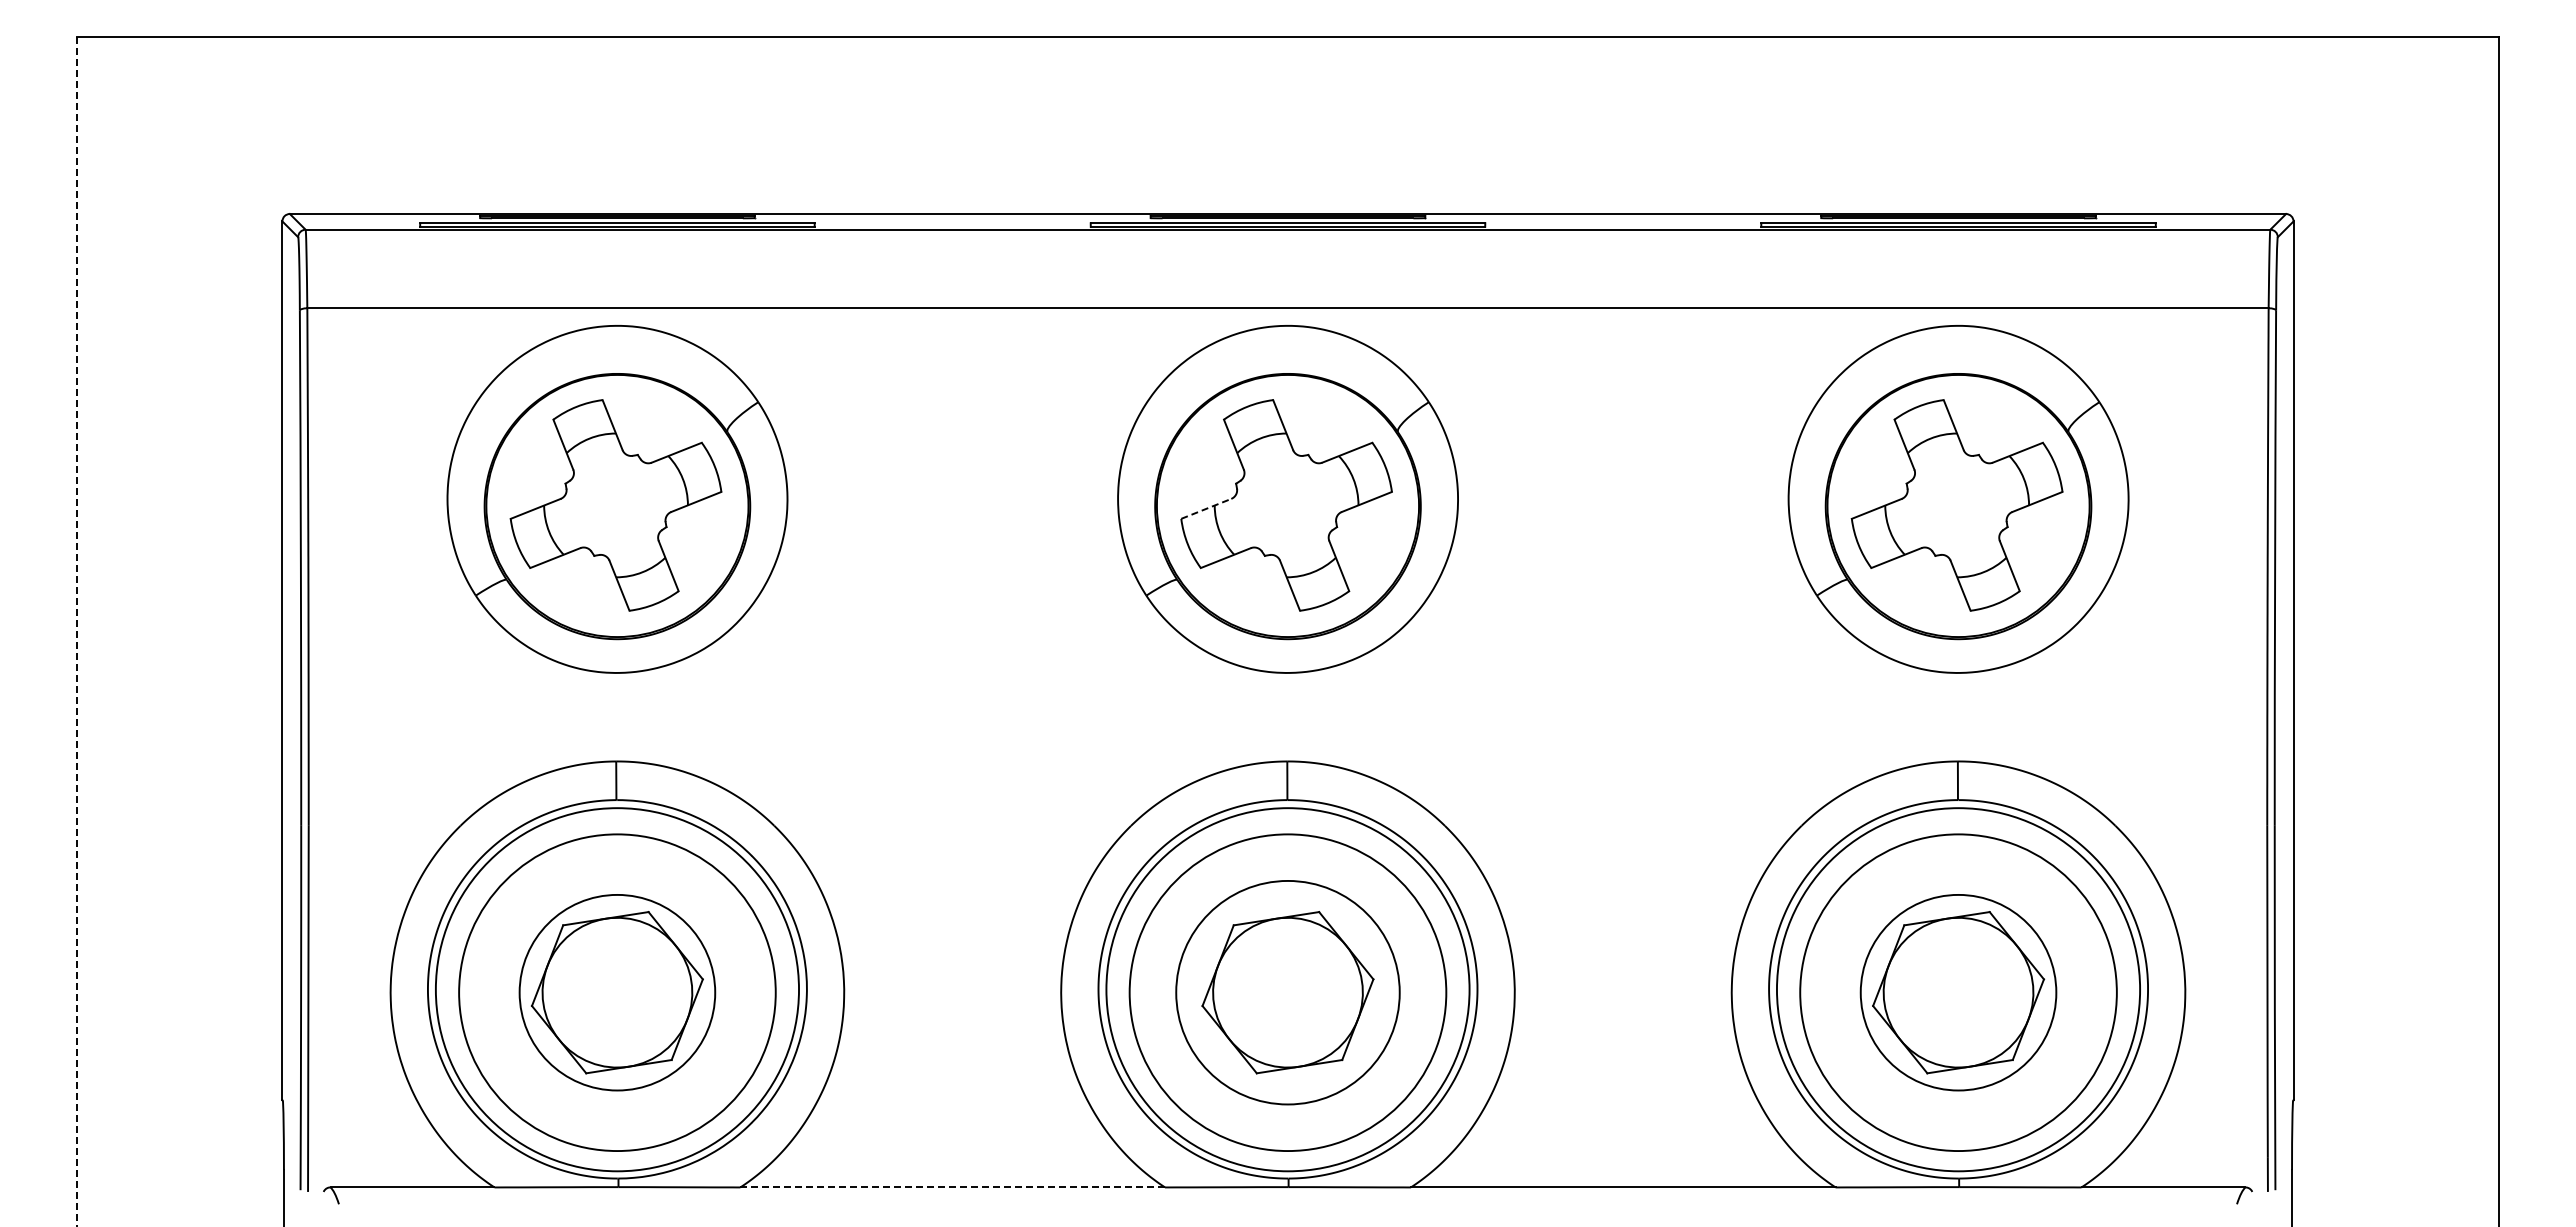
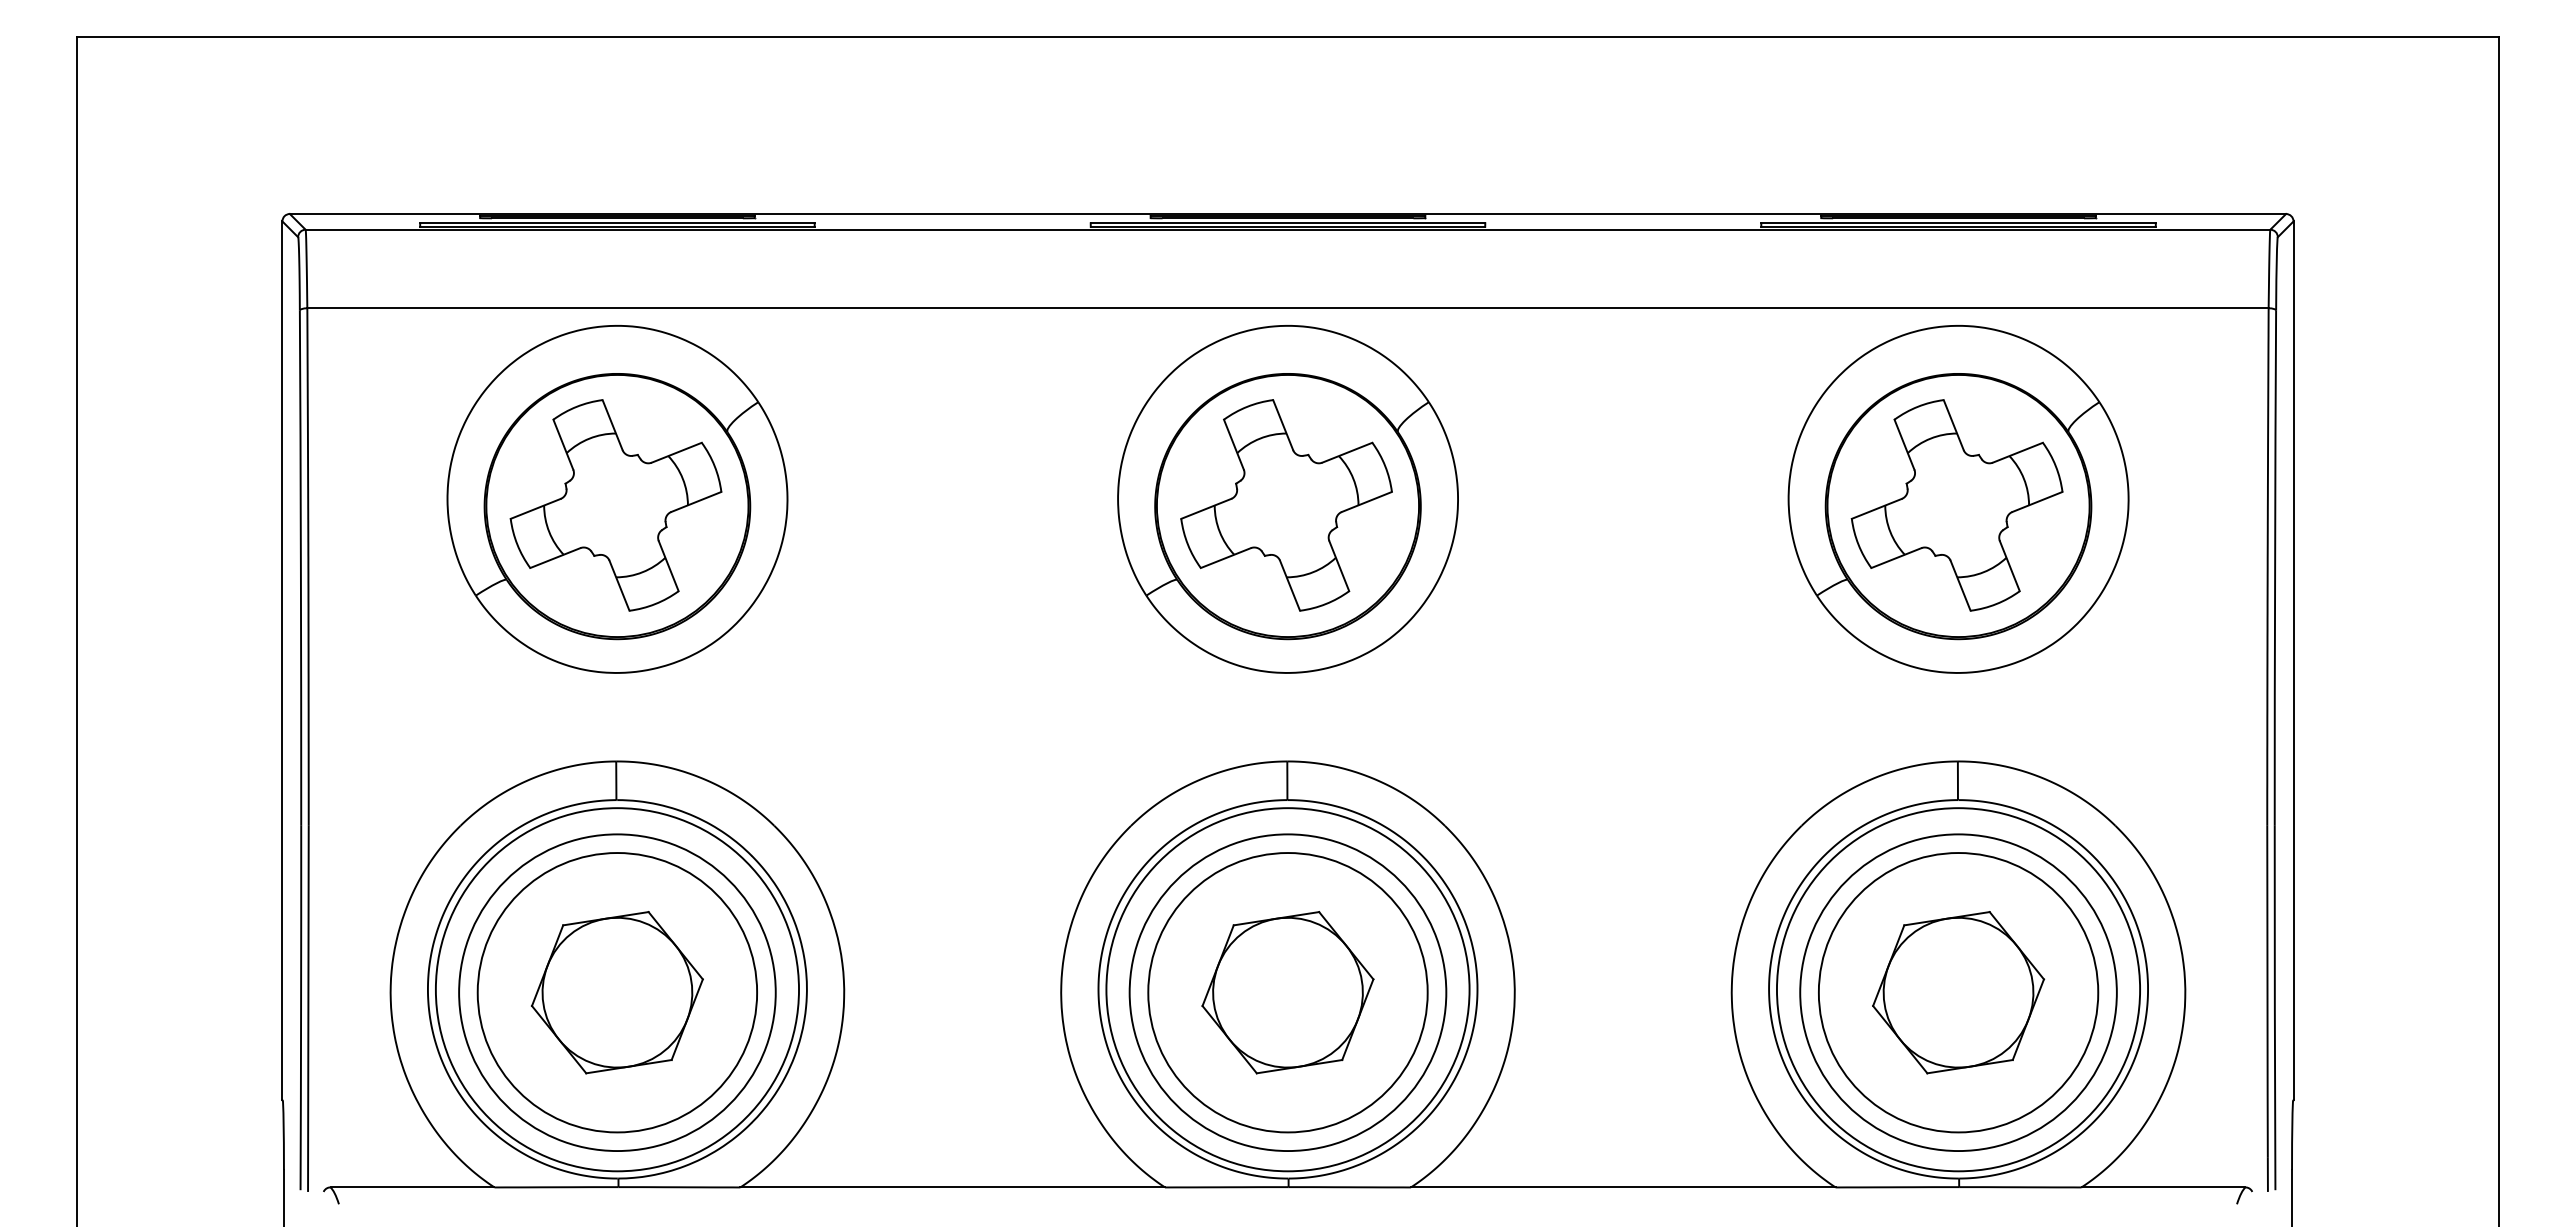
line: dashed -> solid (1206, 508)
line: dashed -> solid (77, 631)
circle diameter: 196 px -> 279 px (617, 992)
circle diameter: 224 px -> 279 px (1287, 992)
circle diameter: 196 px -> 279 px (1958, 992)
line: dashed -> solid (953, 1187)
